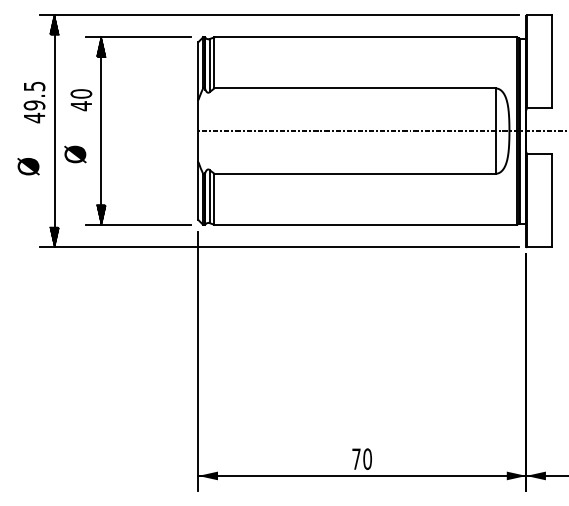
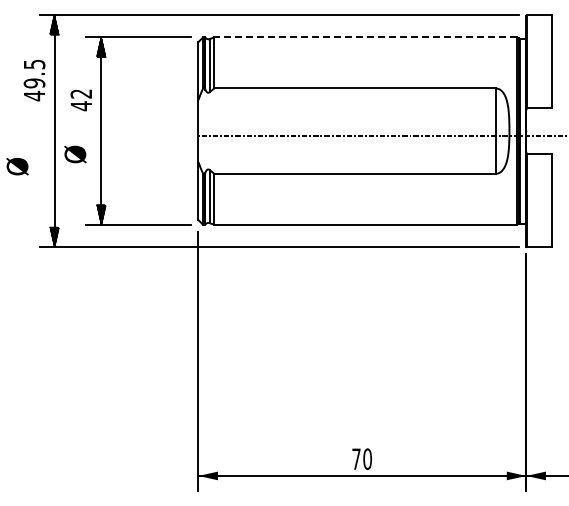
line: solid -> dashed (365, 37)
text: 40 -> 42 (81, 93)
text position: (34, 102) -> (34, 80) (34, 80)
line position: (381, 131) -> (381, 136) (381, 136)
text position: (28, 166) -> (17, 166) (17, 166)
